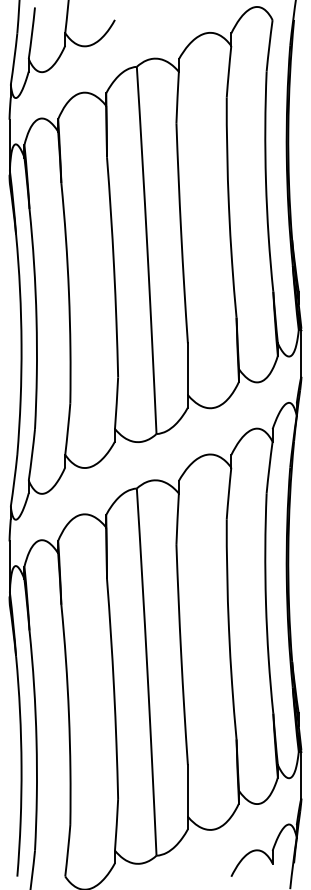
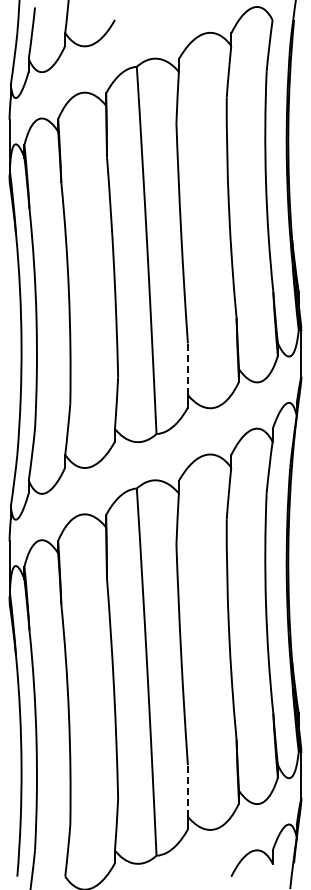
line: solid -> dashed (187, 369)
line: solid -> dashed (187, 790)
